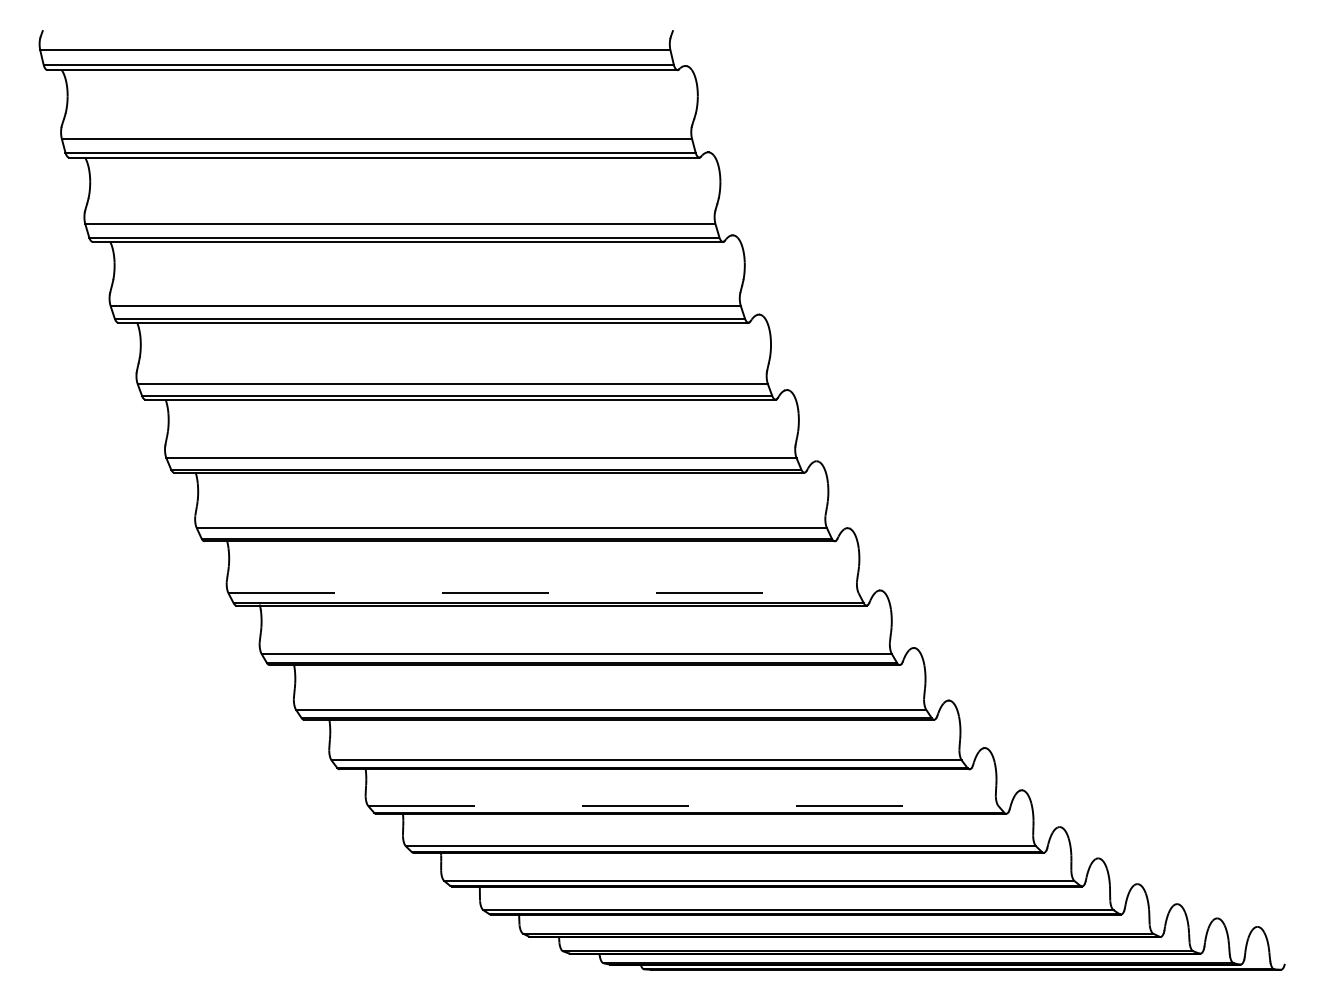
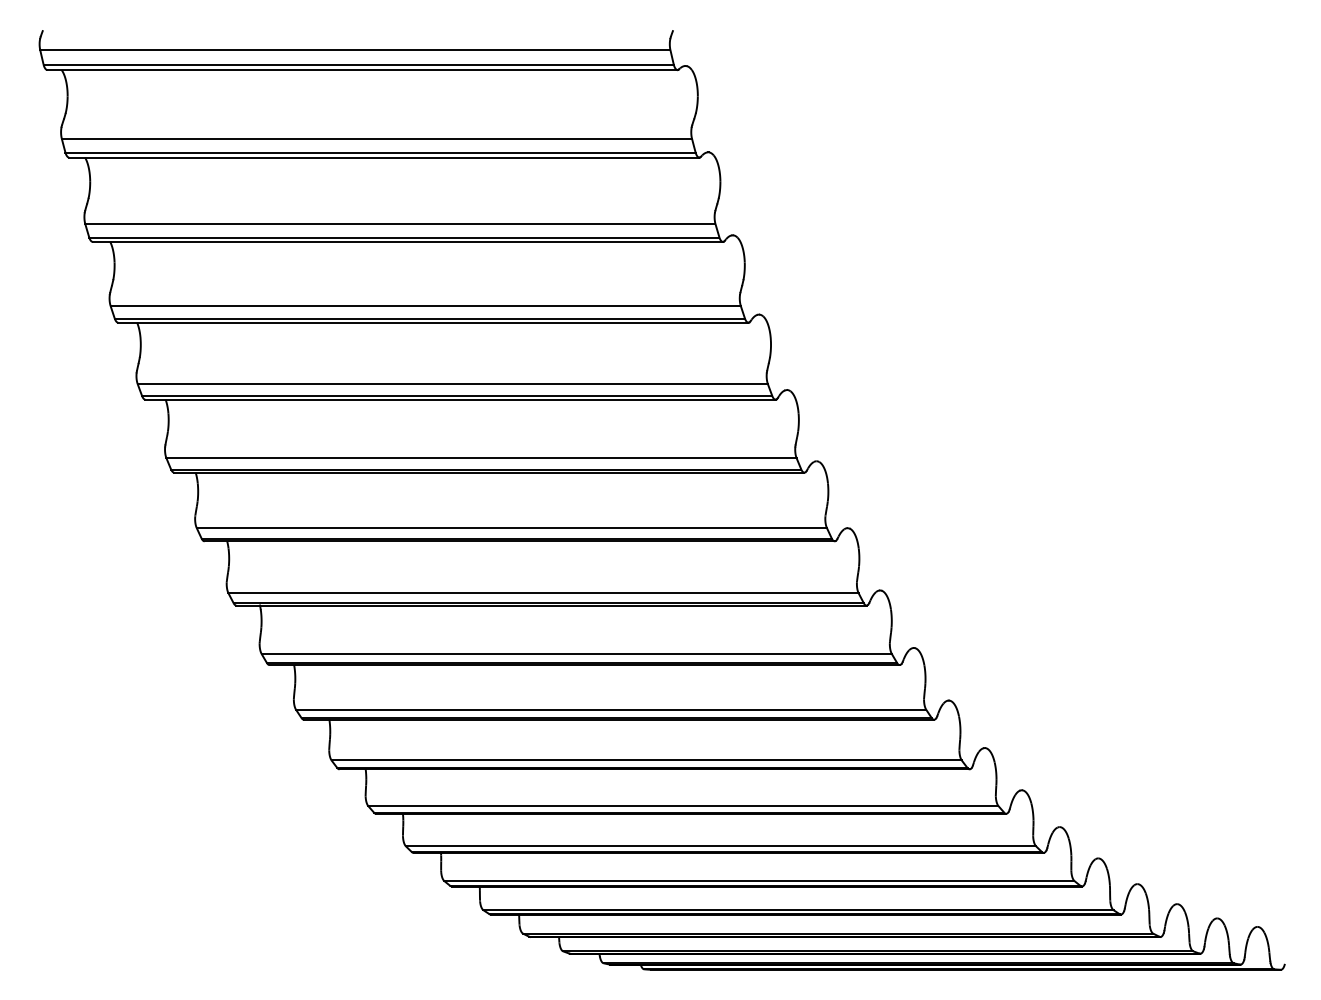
line: dashed -> solid (544, 593)
line: dashed -> solid (683, 806)
